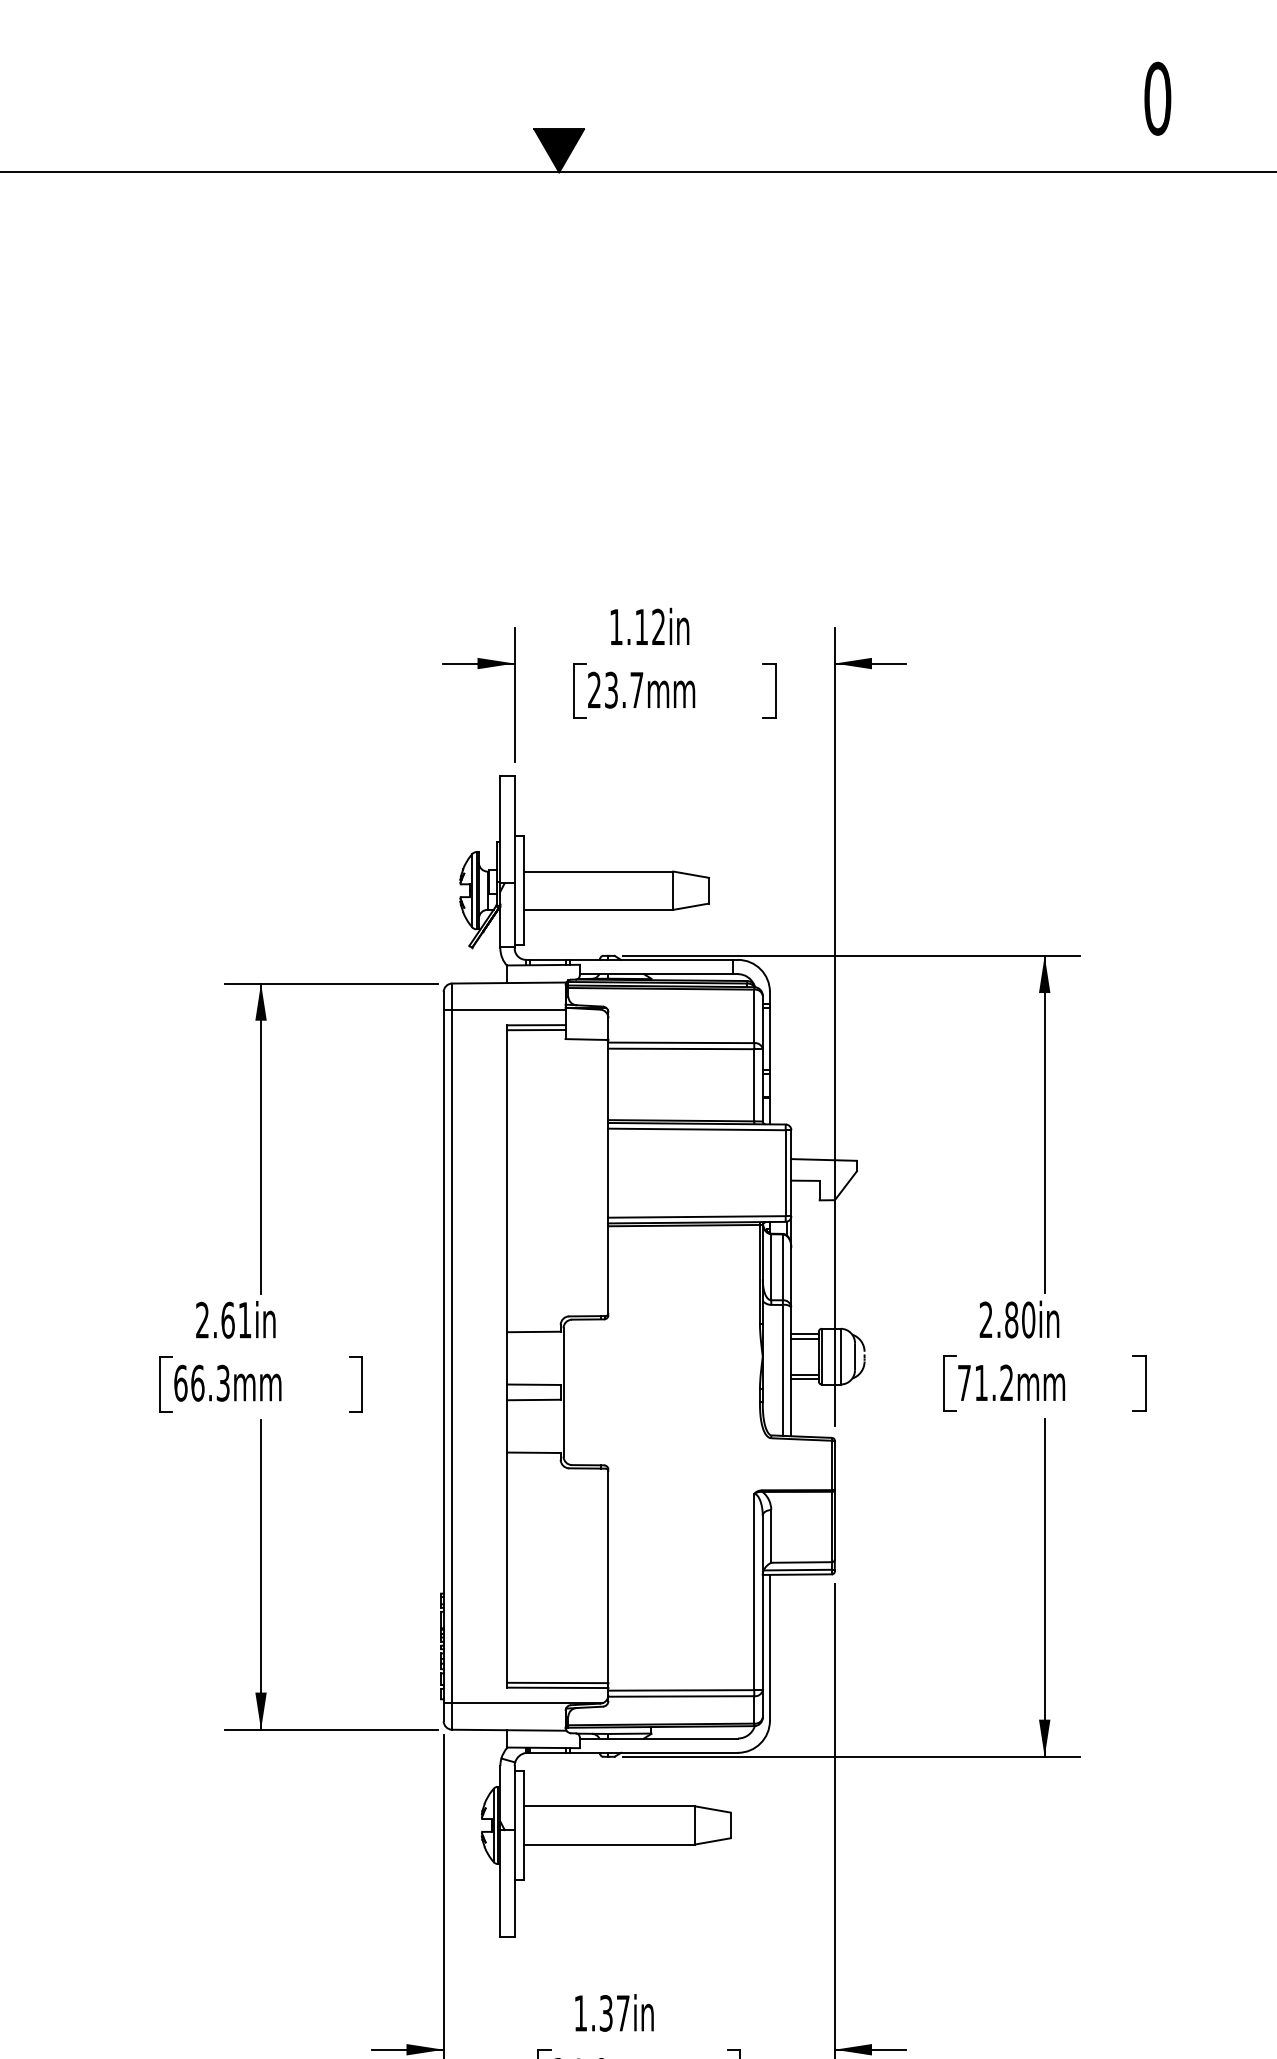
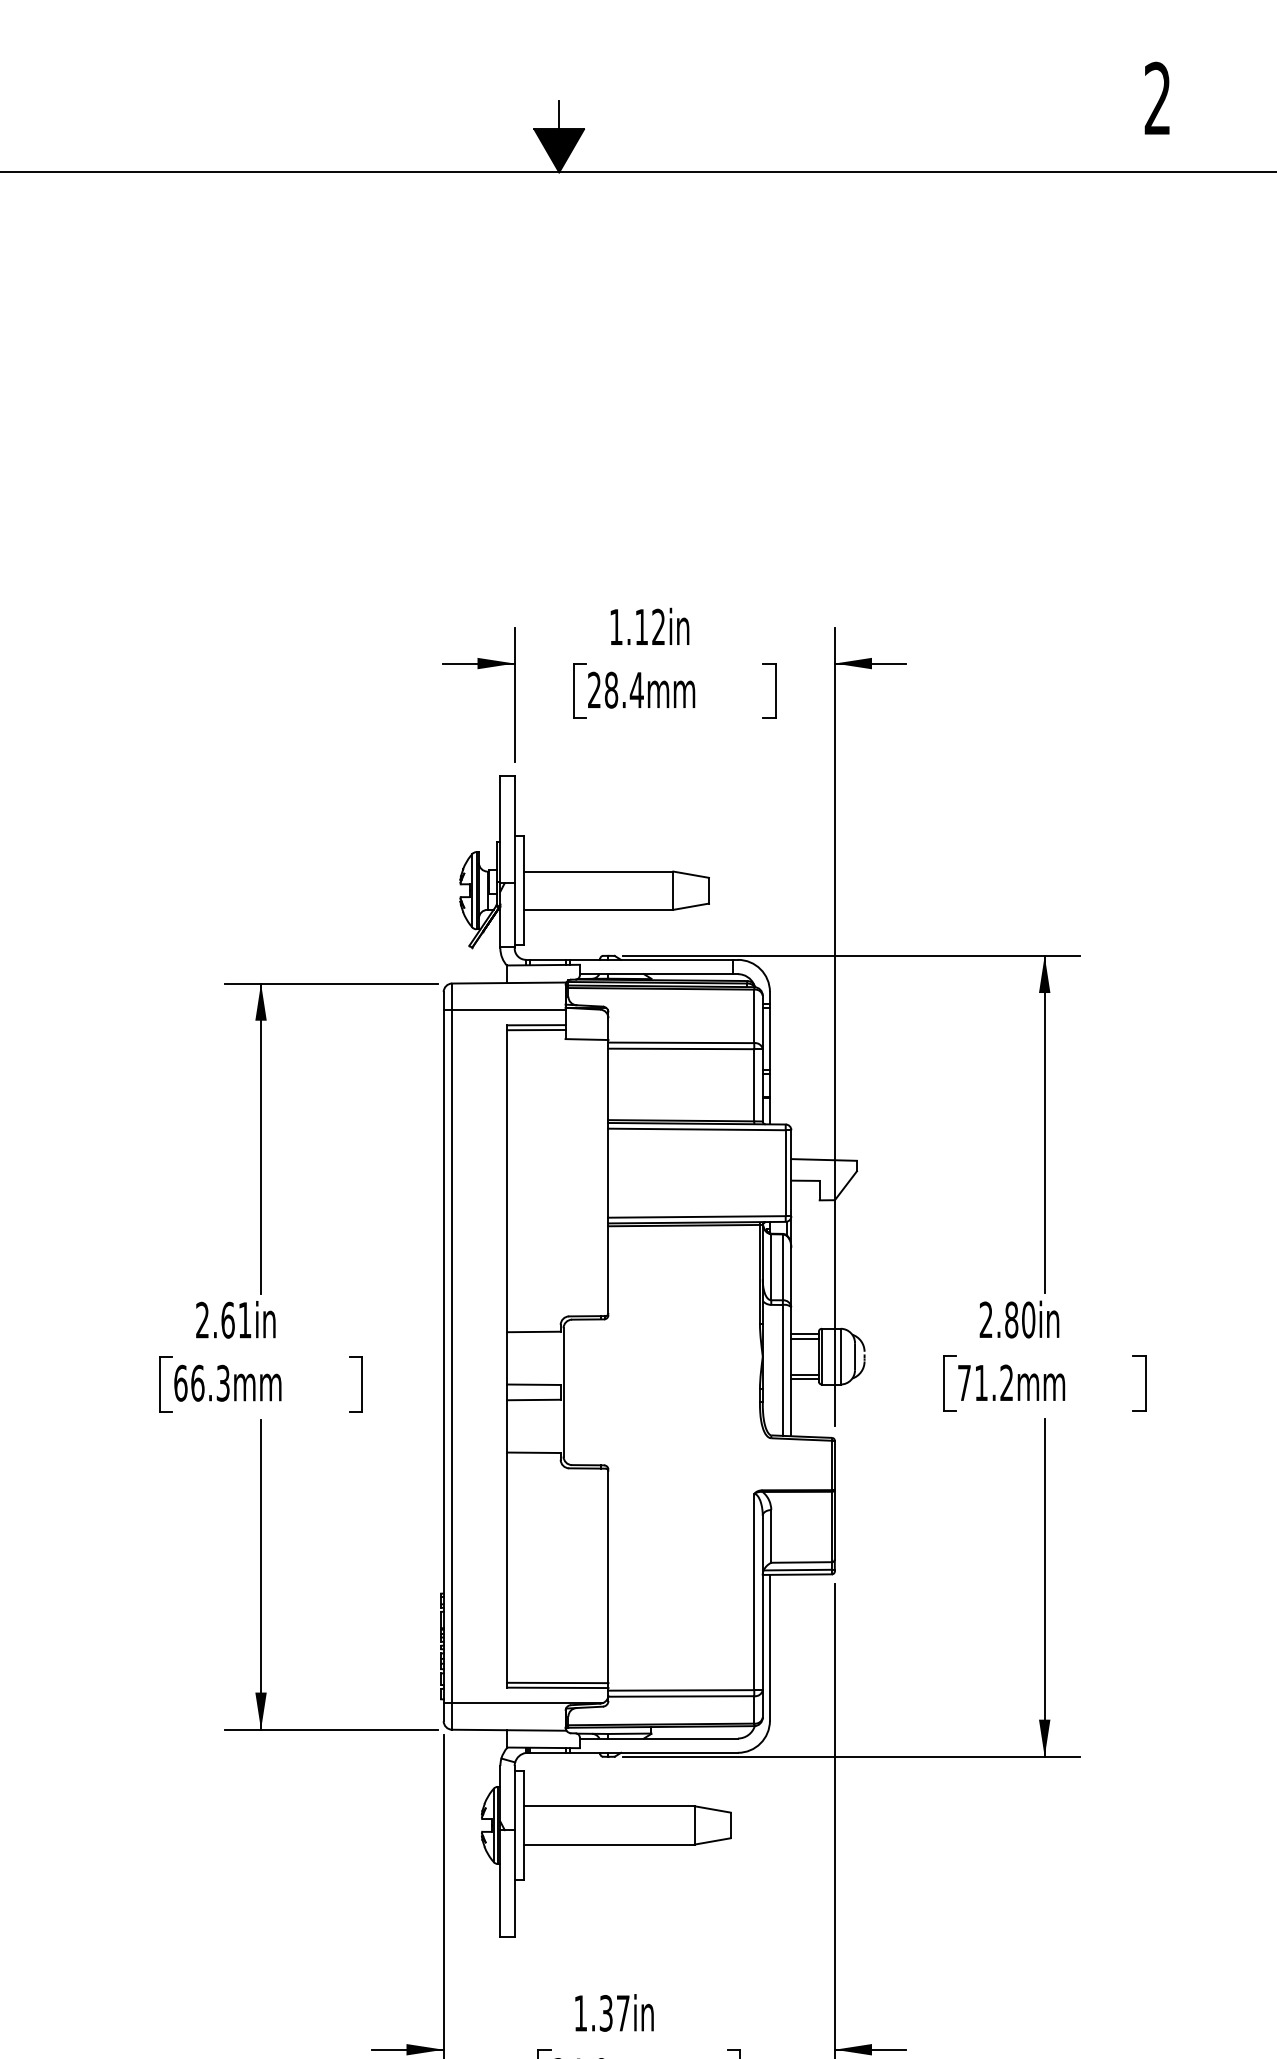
text: 0 -> 2 (1157, 98)
line: none -> present (559, 114)
text: 23.7mm -> 28.4mm (623, 689)
